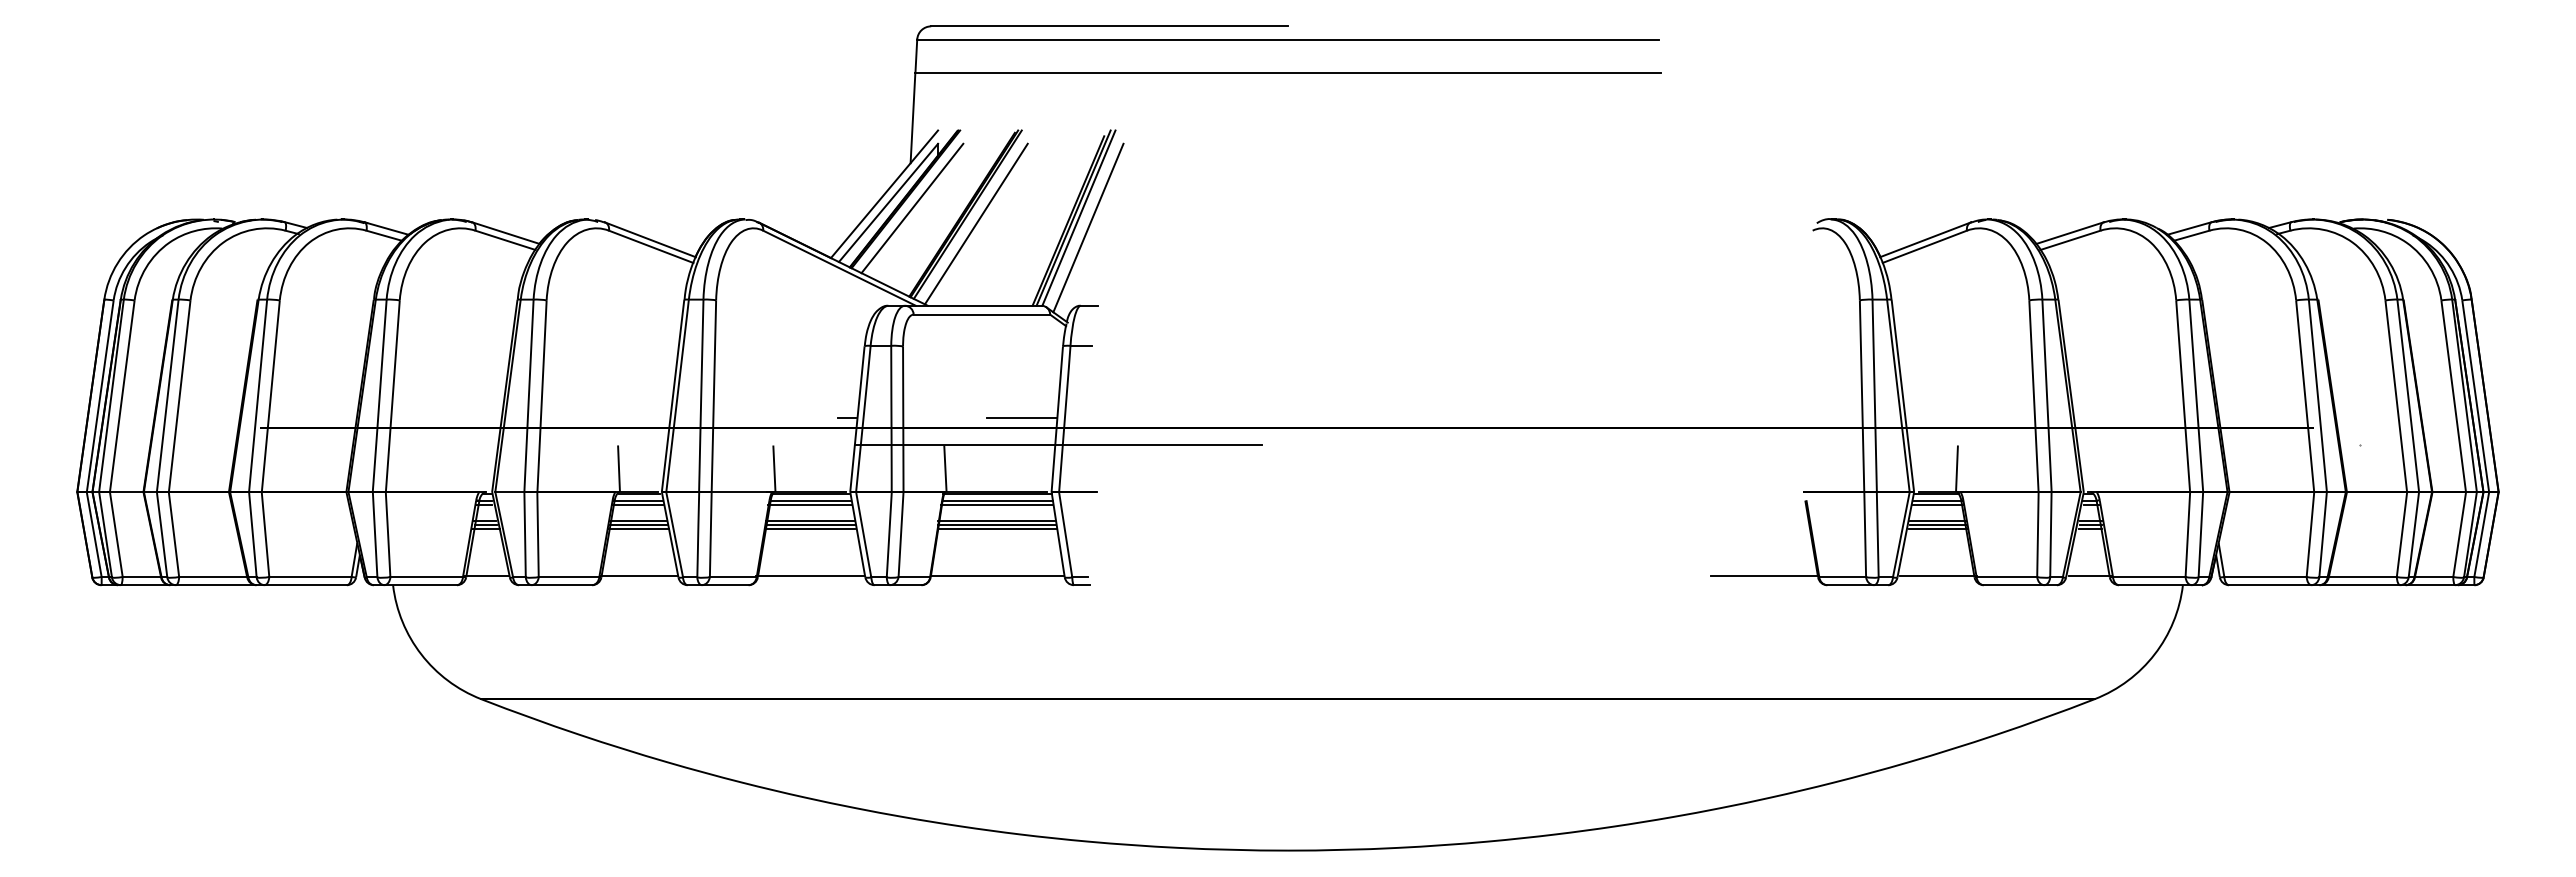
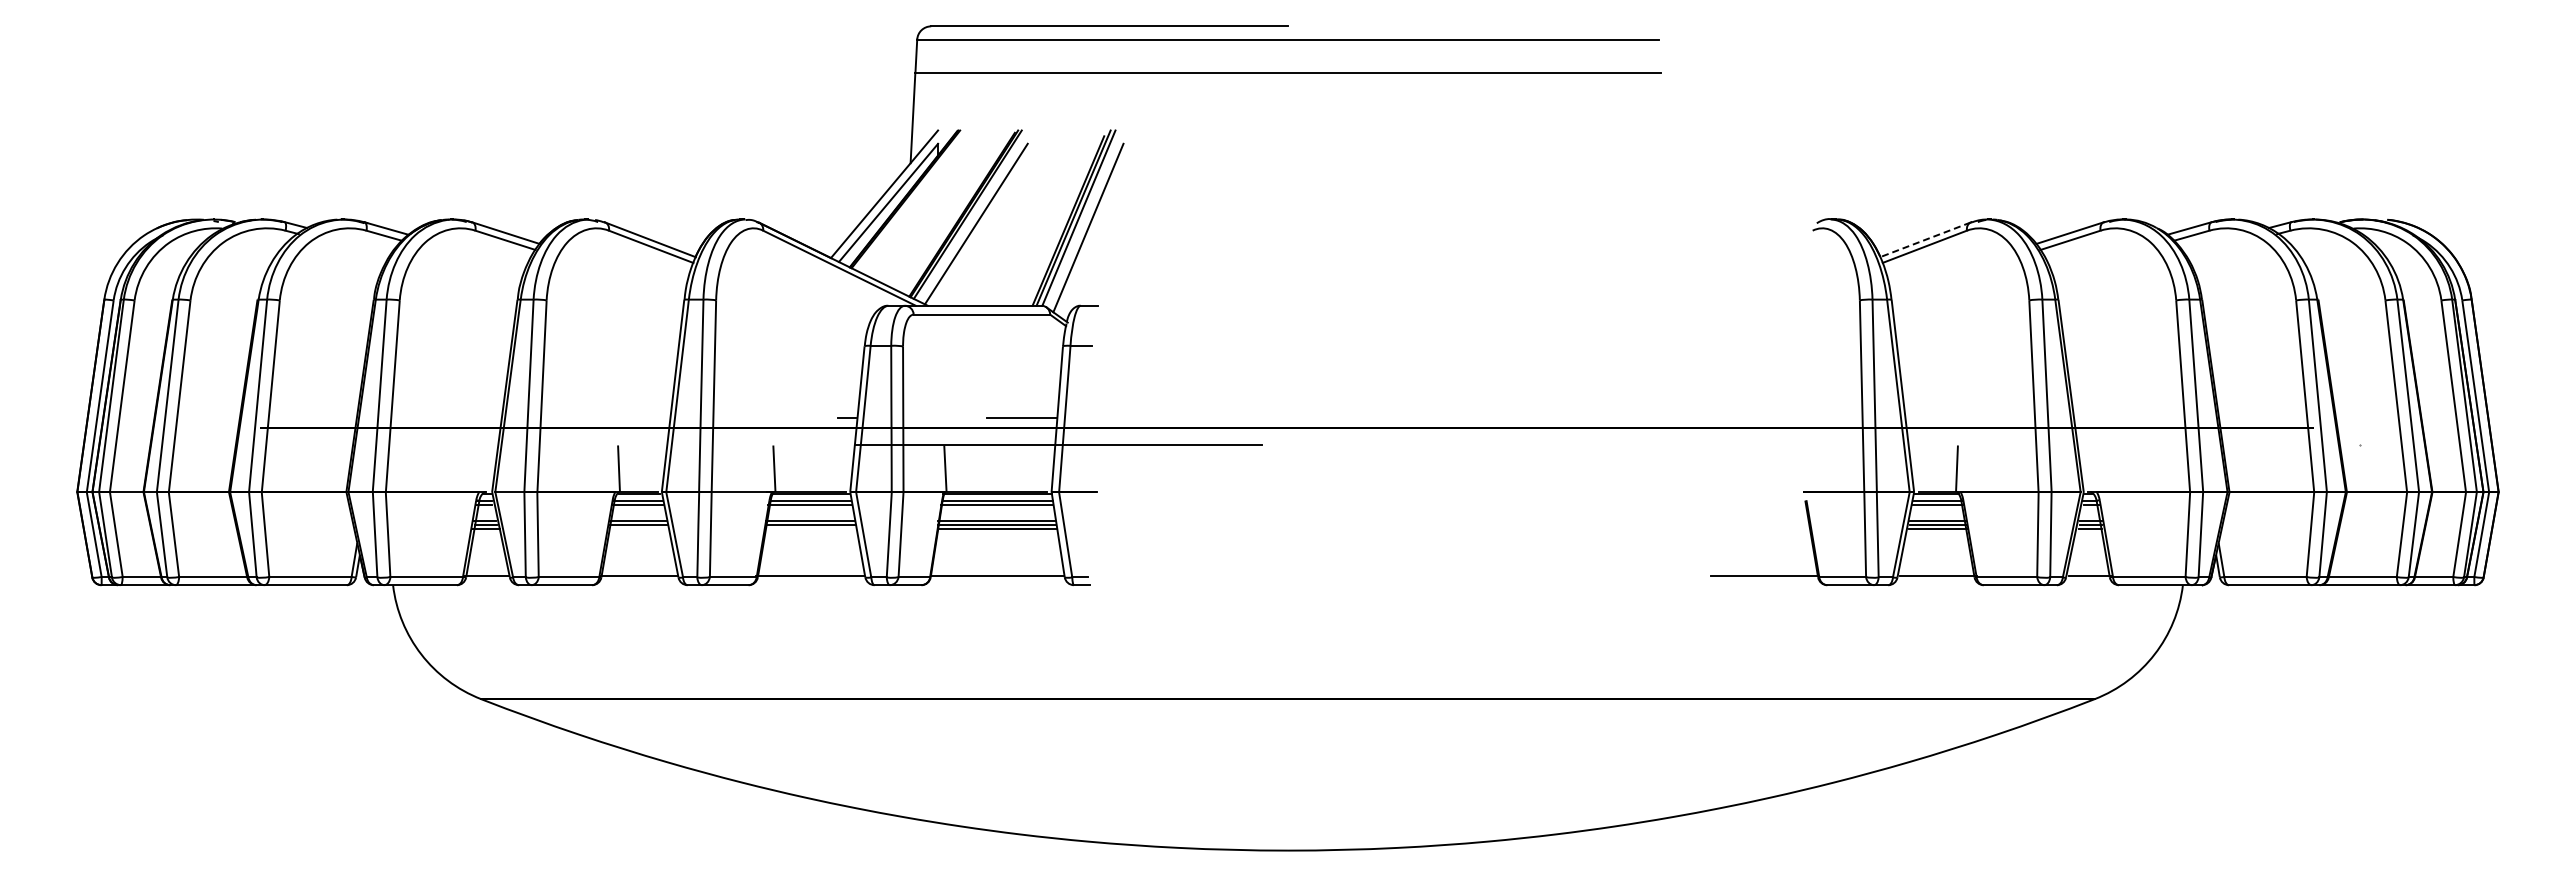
line: present -> none (912, 208)
line: solid -> dashed (1925, 239)
line: present -> none (637, 529)
line: present -> none (809, 529)
